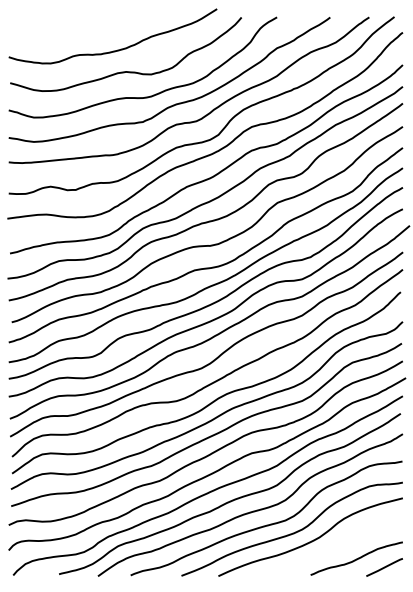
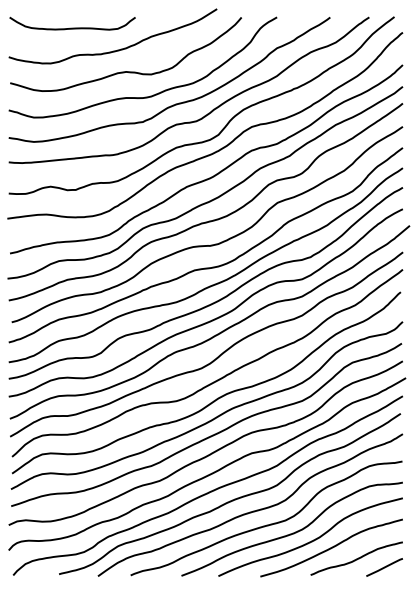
curve: none -> present (72, 27)
curve: none -> present (331, 547)
